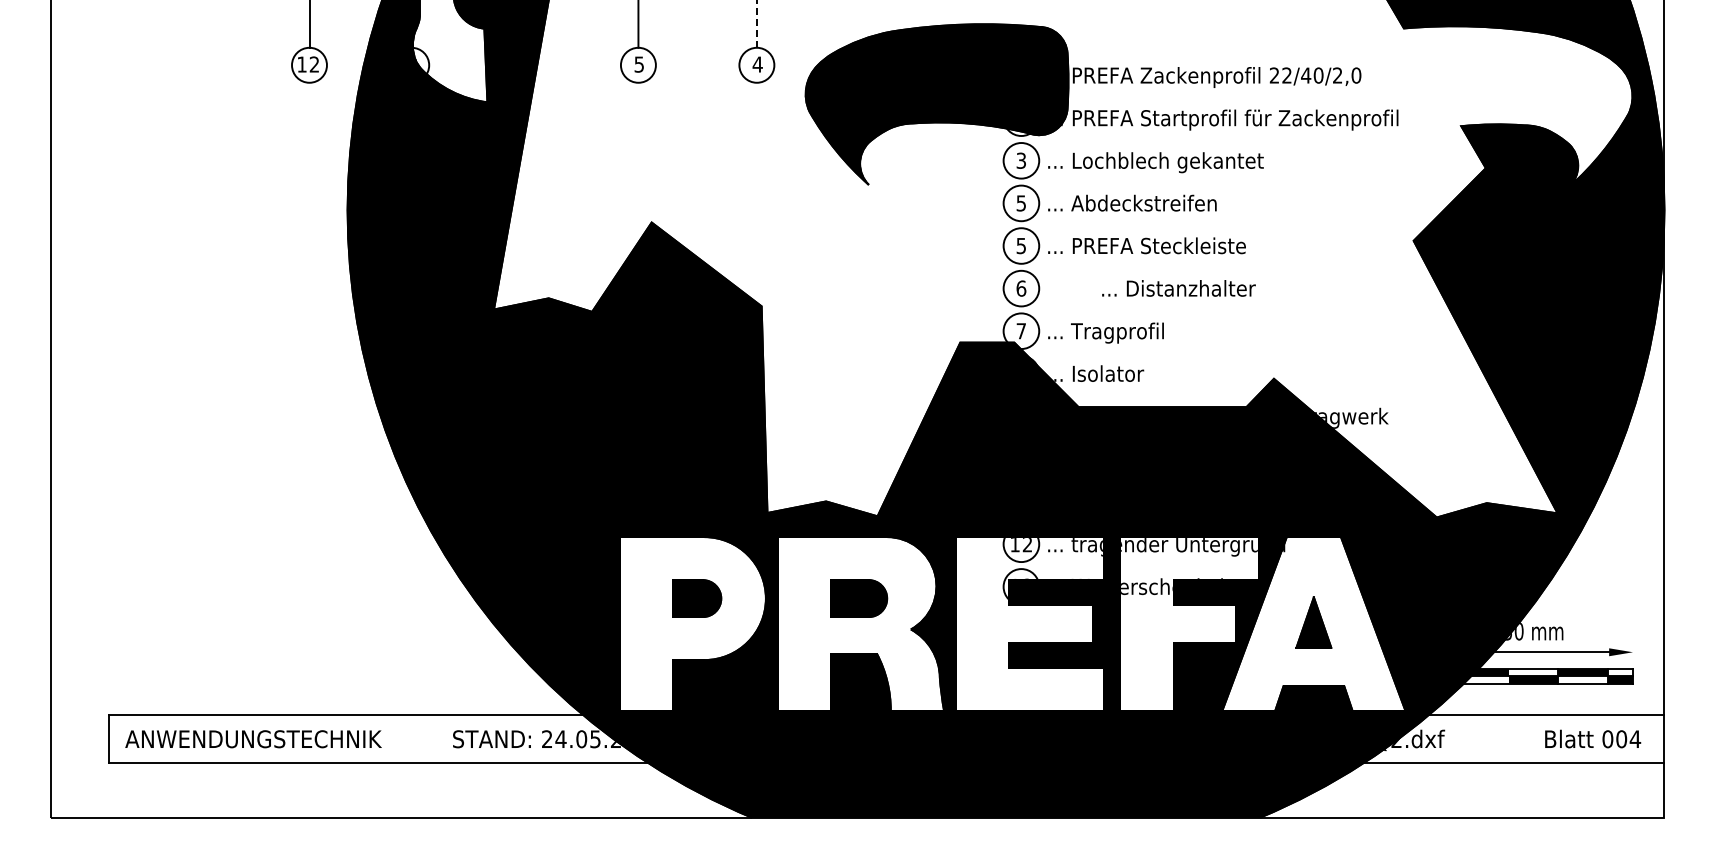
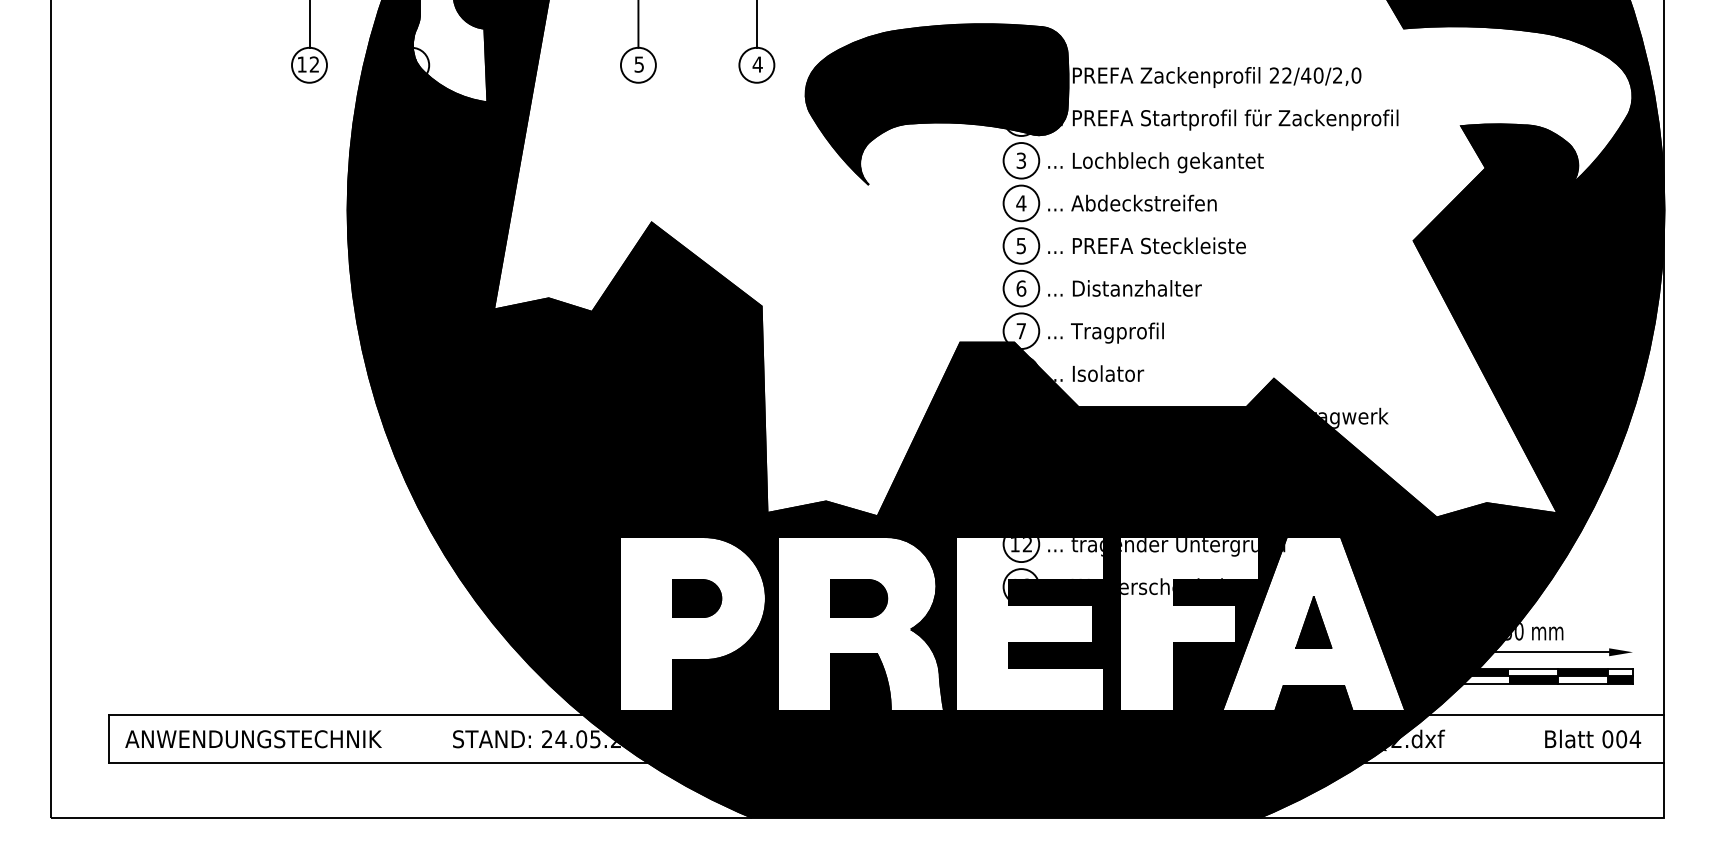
line: dashed -> solid (756, 23)
text: 5 -> 4 (1021, 203)
text position: (1178, 288) -> (1124, 288) (1124, 288)
